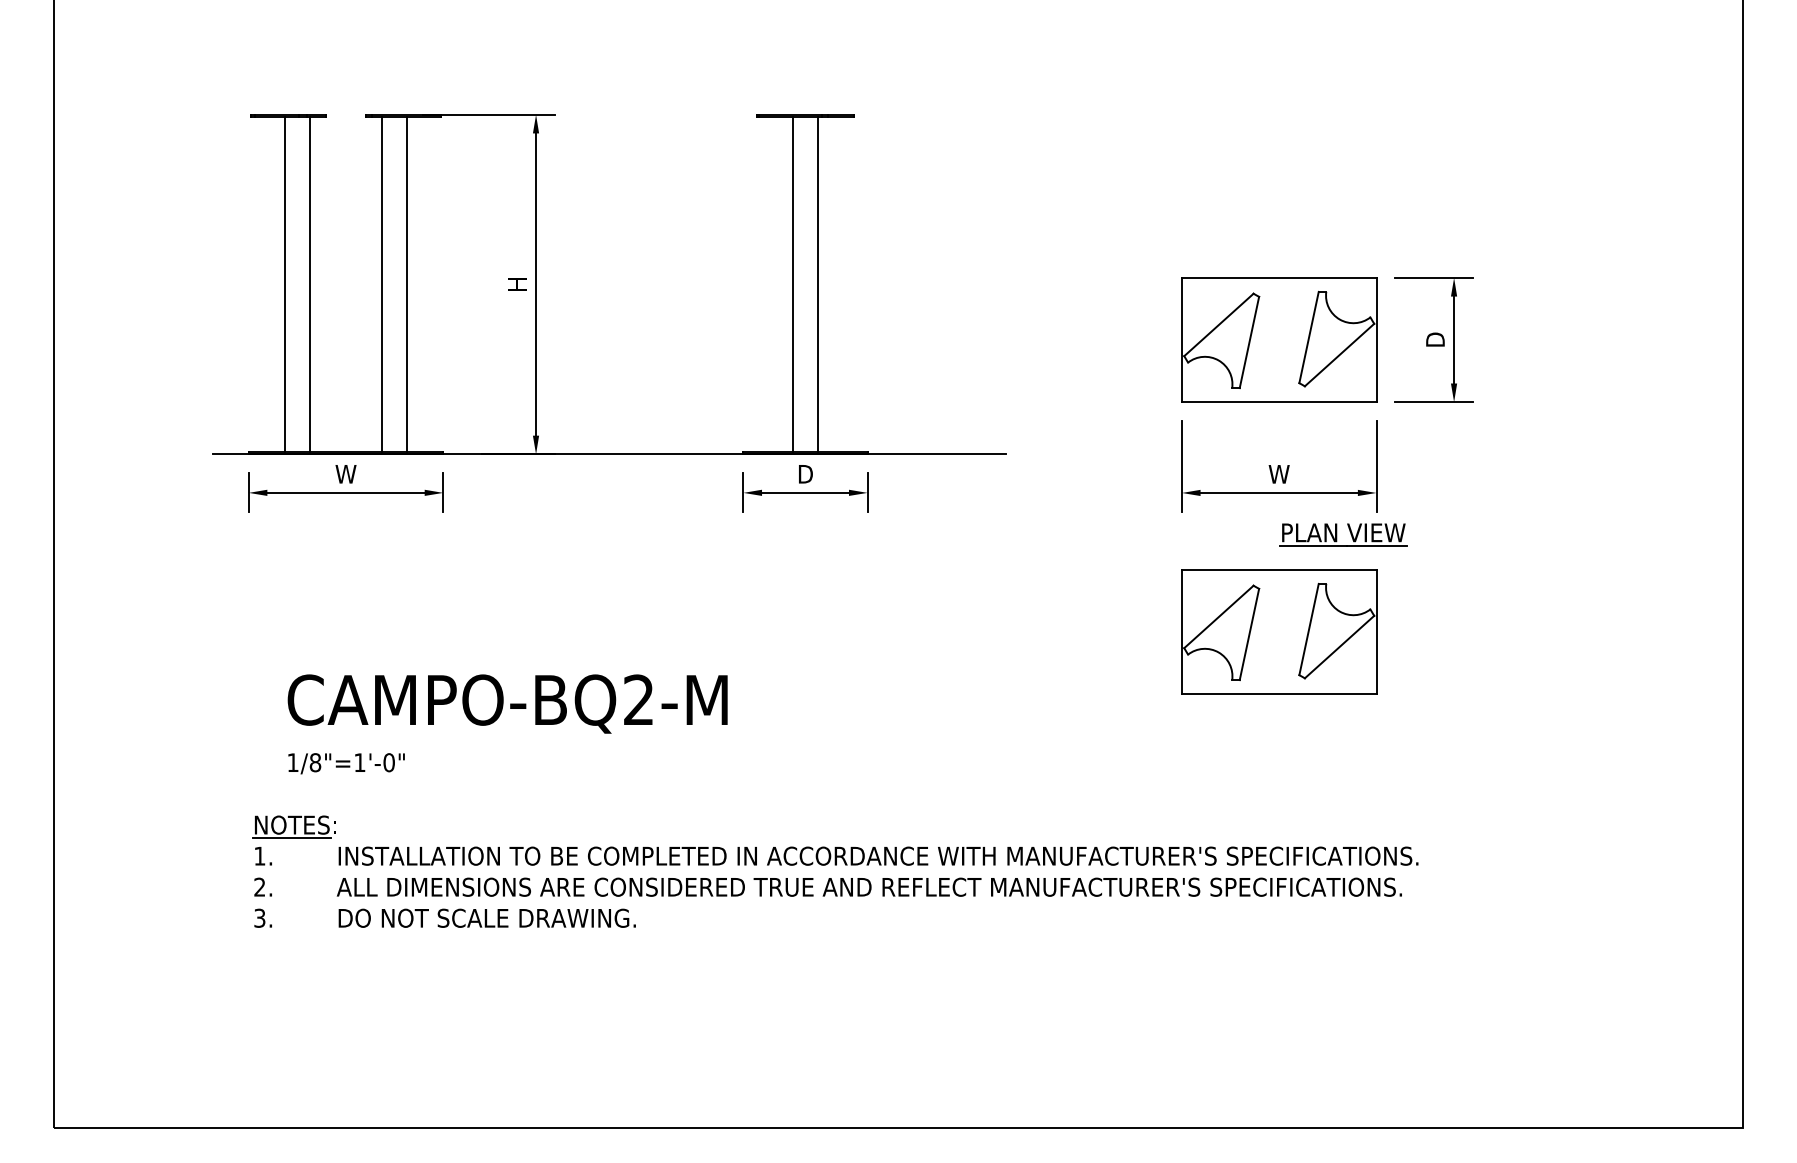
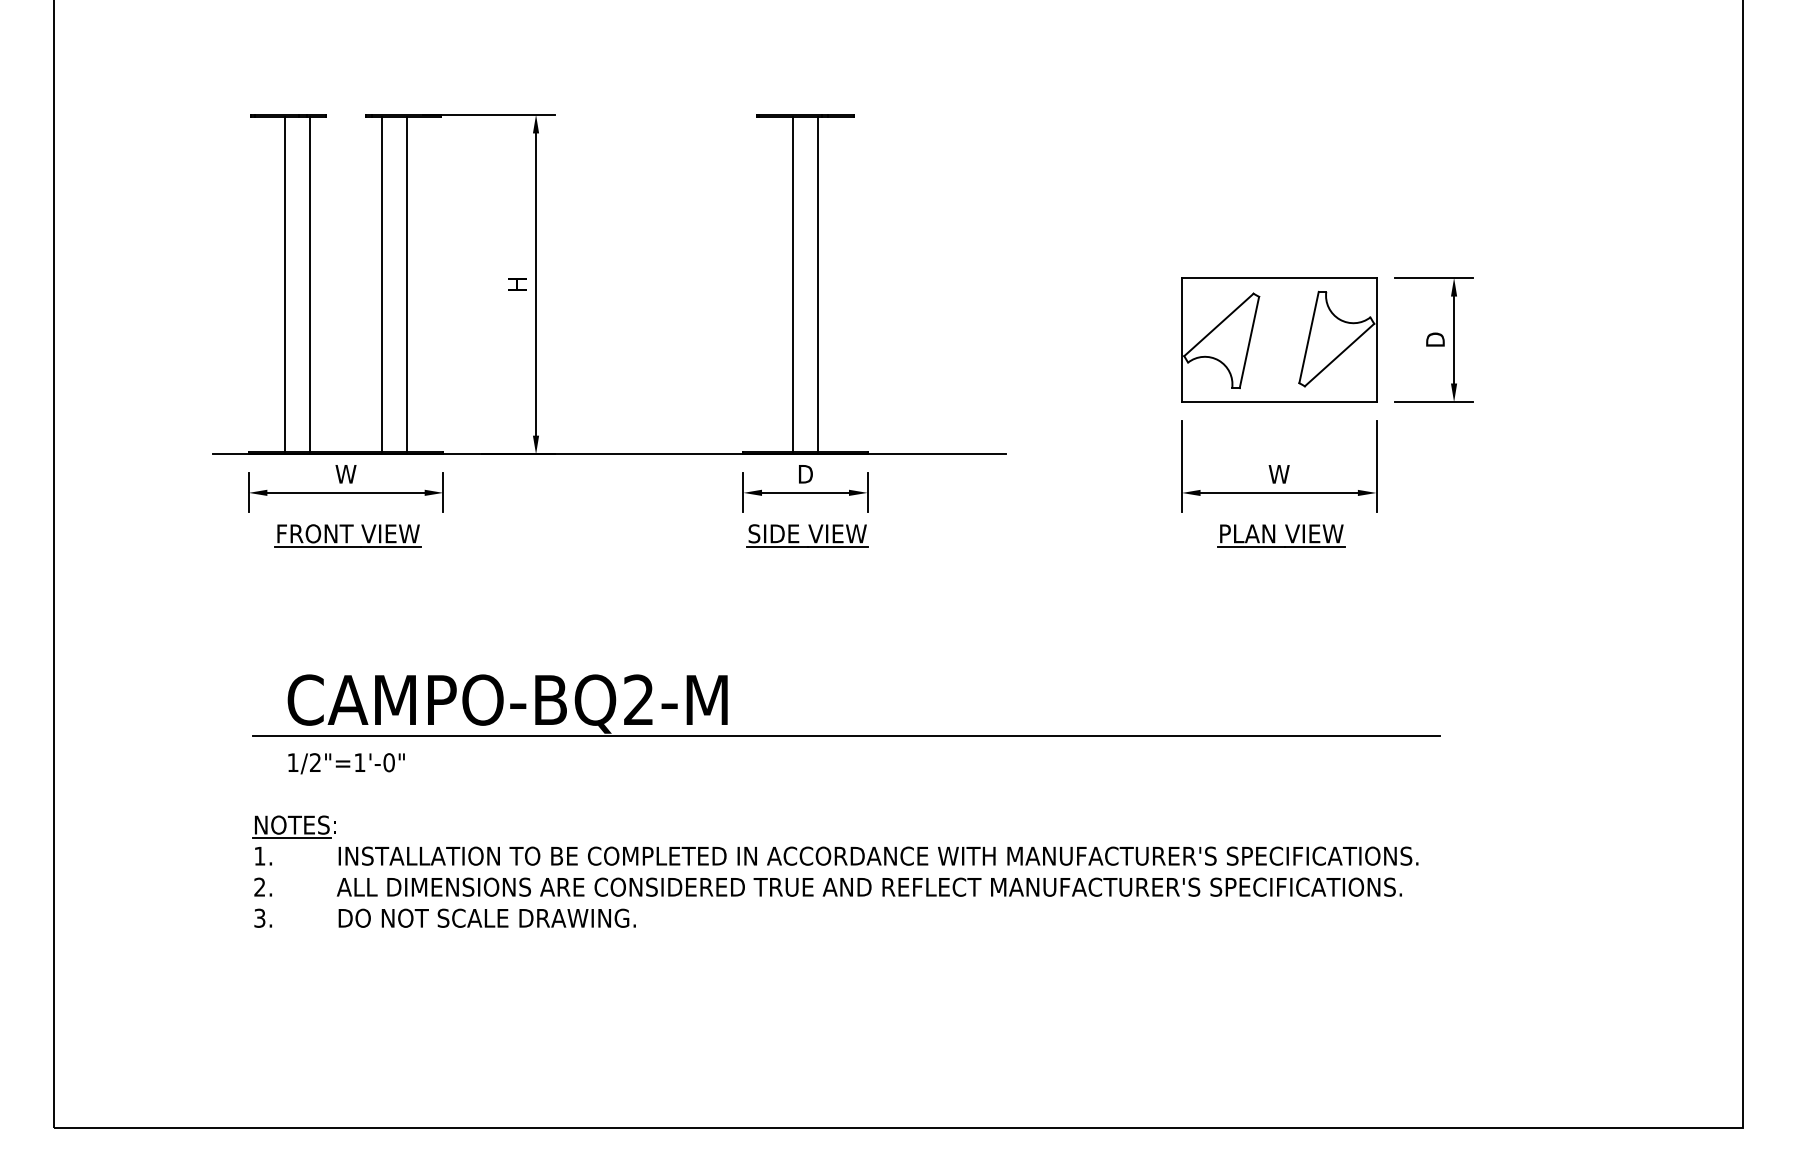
part position: (1343, 534) -> (1281, 535) (1281, 535)
part: none -> present (347, 535)
part: none -> present (807, 535)
part: present -> none (1279, 631)
line: none -> present (845, 736)
text: 1/8"=1'-0" -> 1/2"=1'-0" (315, 762)
